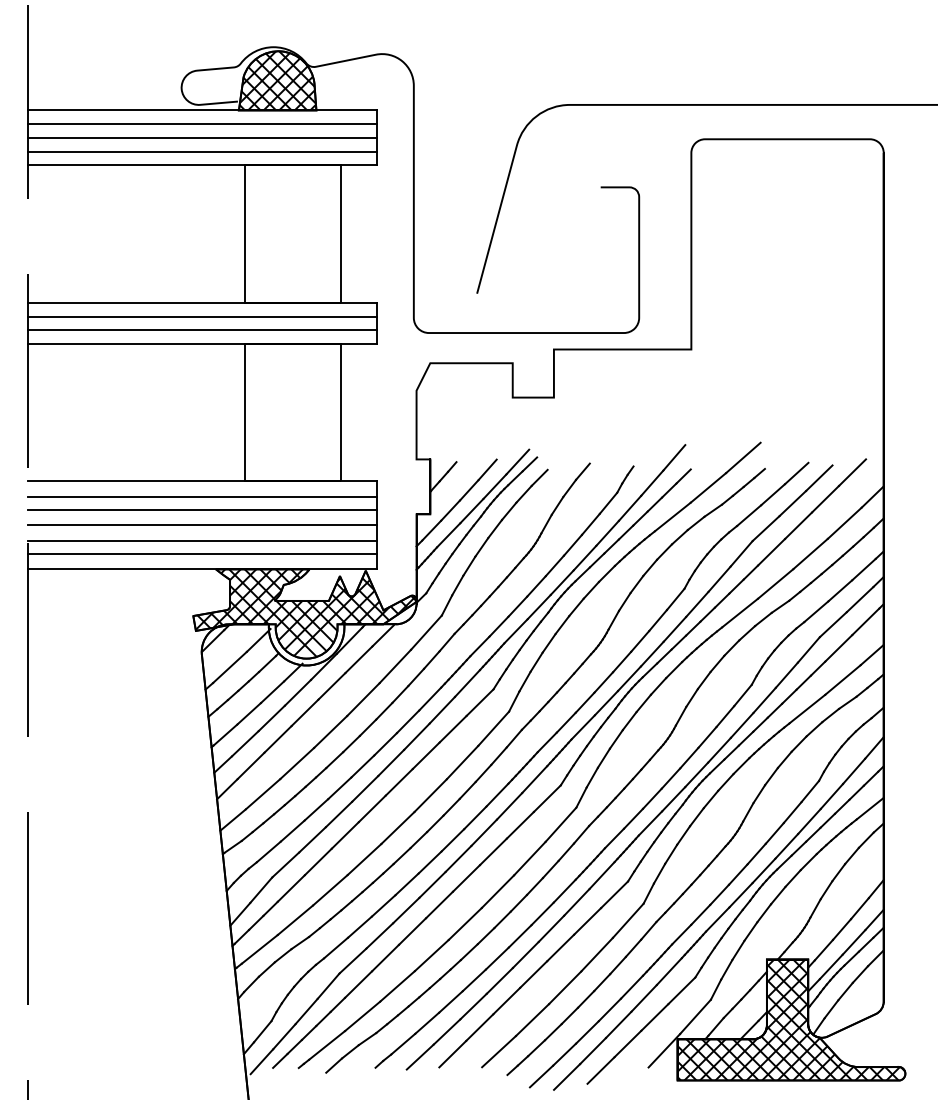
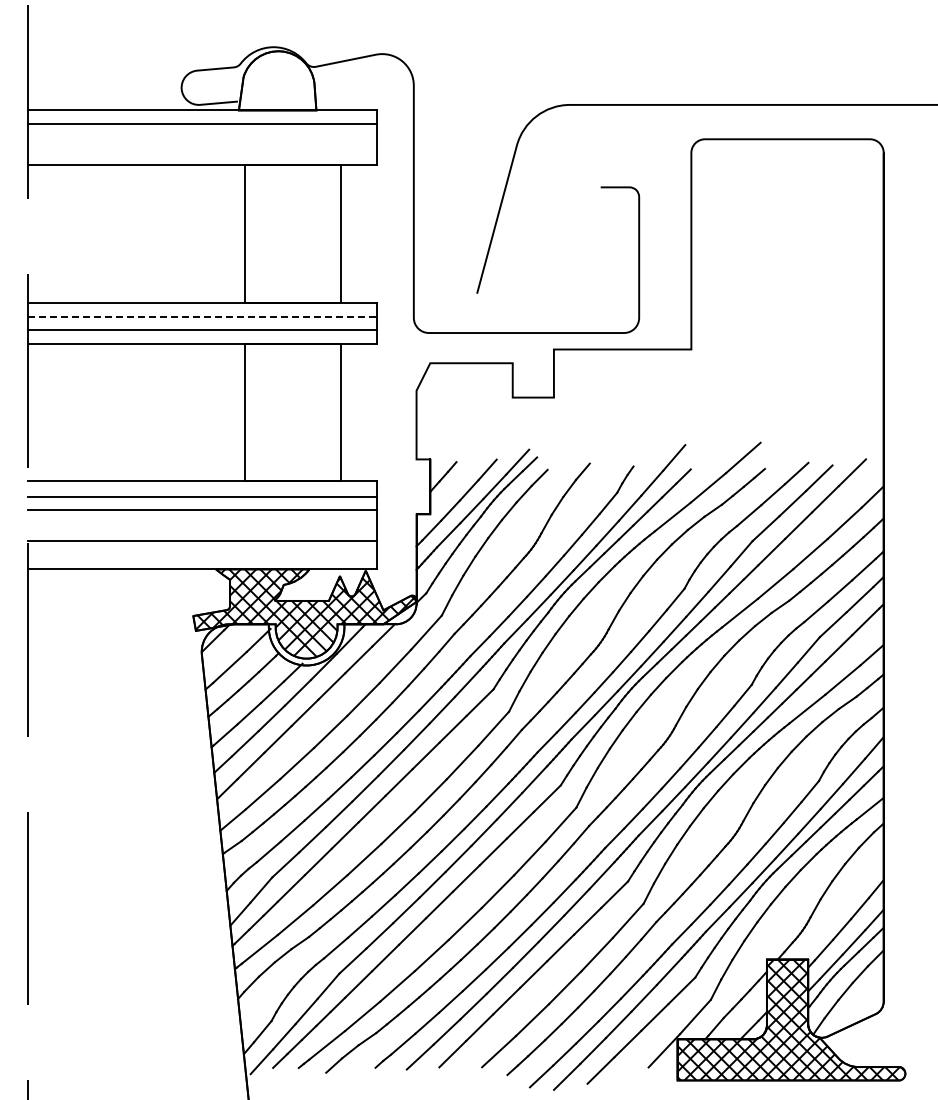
hatch: present -> none (277, 80)
line: present -> none (202, 137)
line: present -> none (202, 151)
line: solid -> dashed (203, 316)
line: present -> none (202, 525)
line: present -> none (202, 554)
